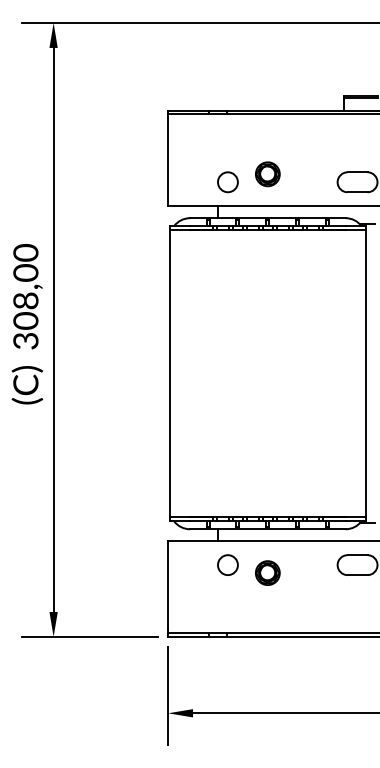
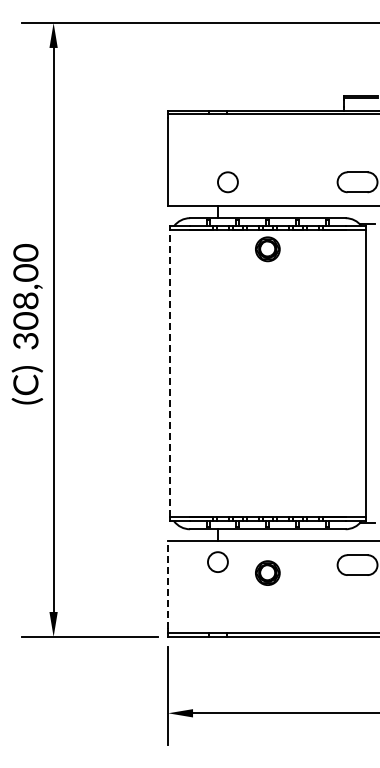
part position: (267, 174) -> (267, 249) (267, 249)
line: solid -> dashed (170, 373)
circle position: (227, 564) -> (217, 561) (217, 561)
line: solid -> dashed (168, 585)
